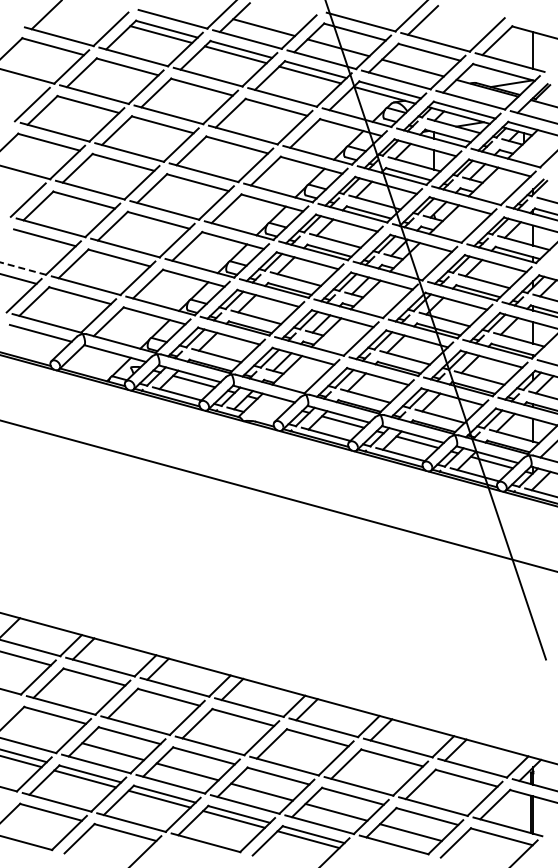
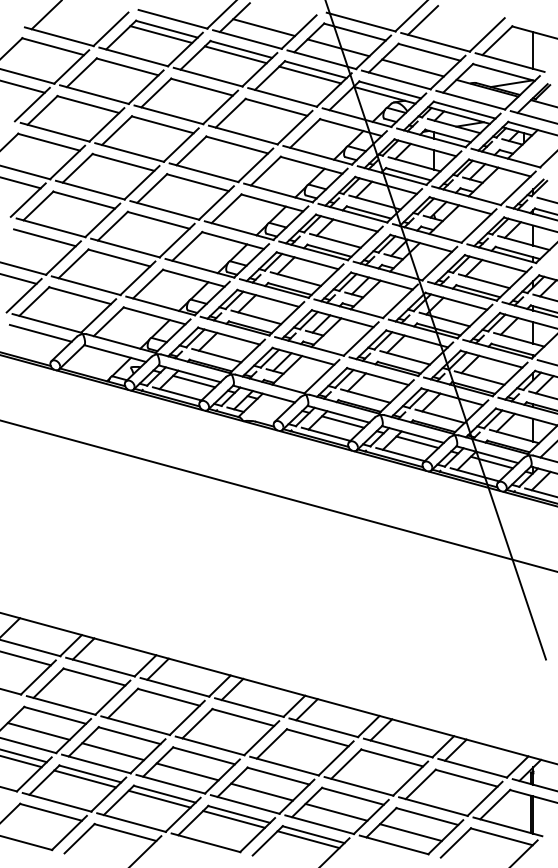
line: none -> present (23, 86)
line: none -> present (21, 182)
line: dashed -> solid (23, 268)
line: none -> present (38, 731)
